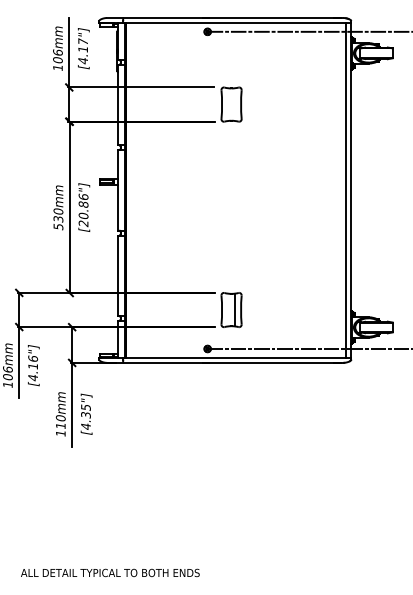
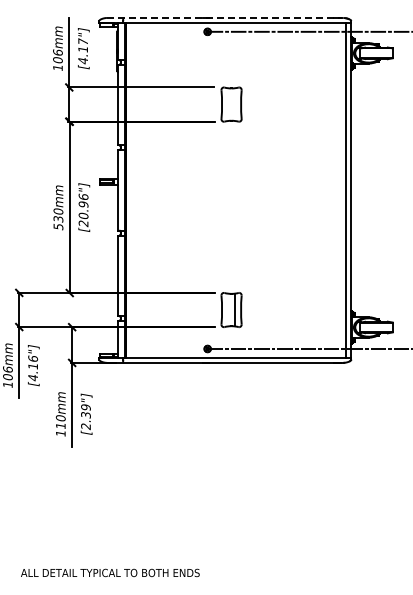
line: solid -> dashed (225, 17)
text: [20.86"] -> [20.96"] (83, 204)
text: [4.35"] -> [2.39"] (85, 417)
